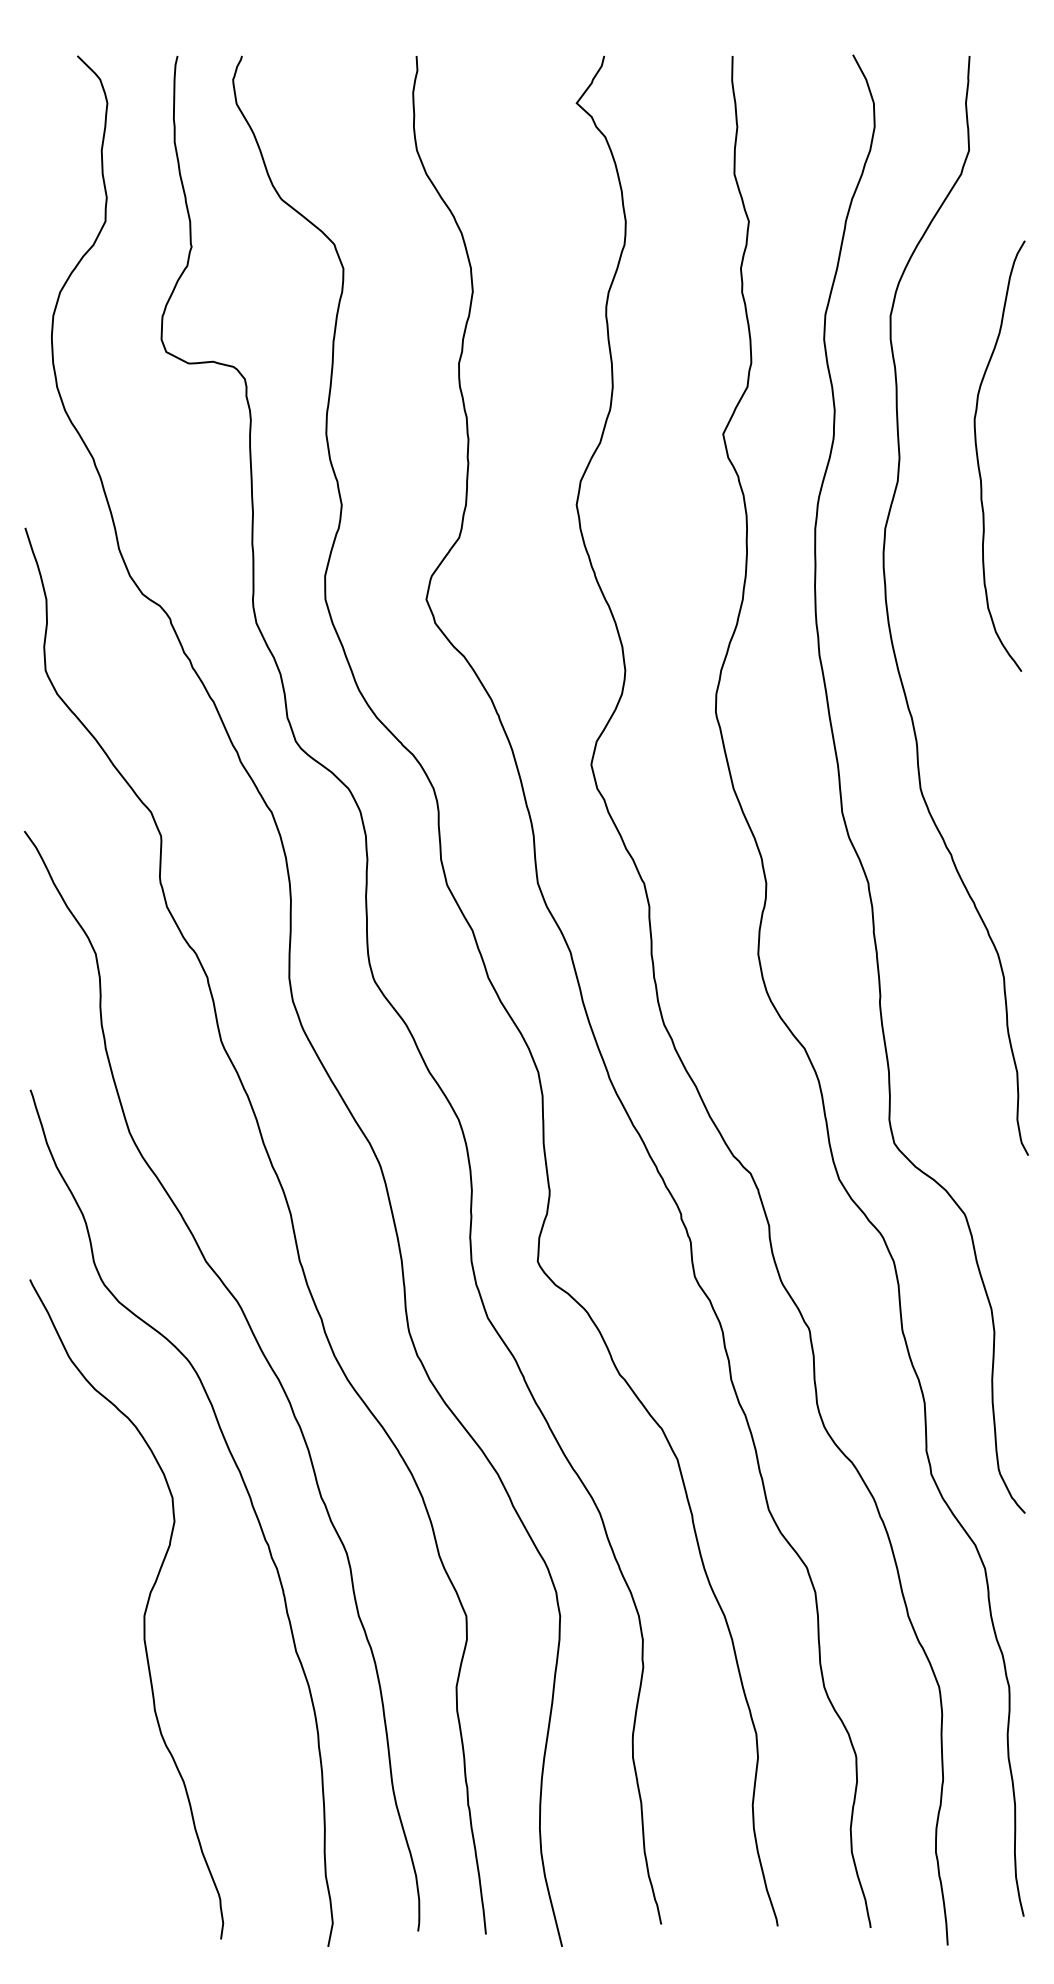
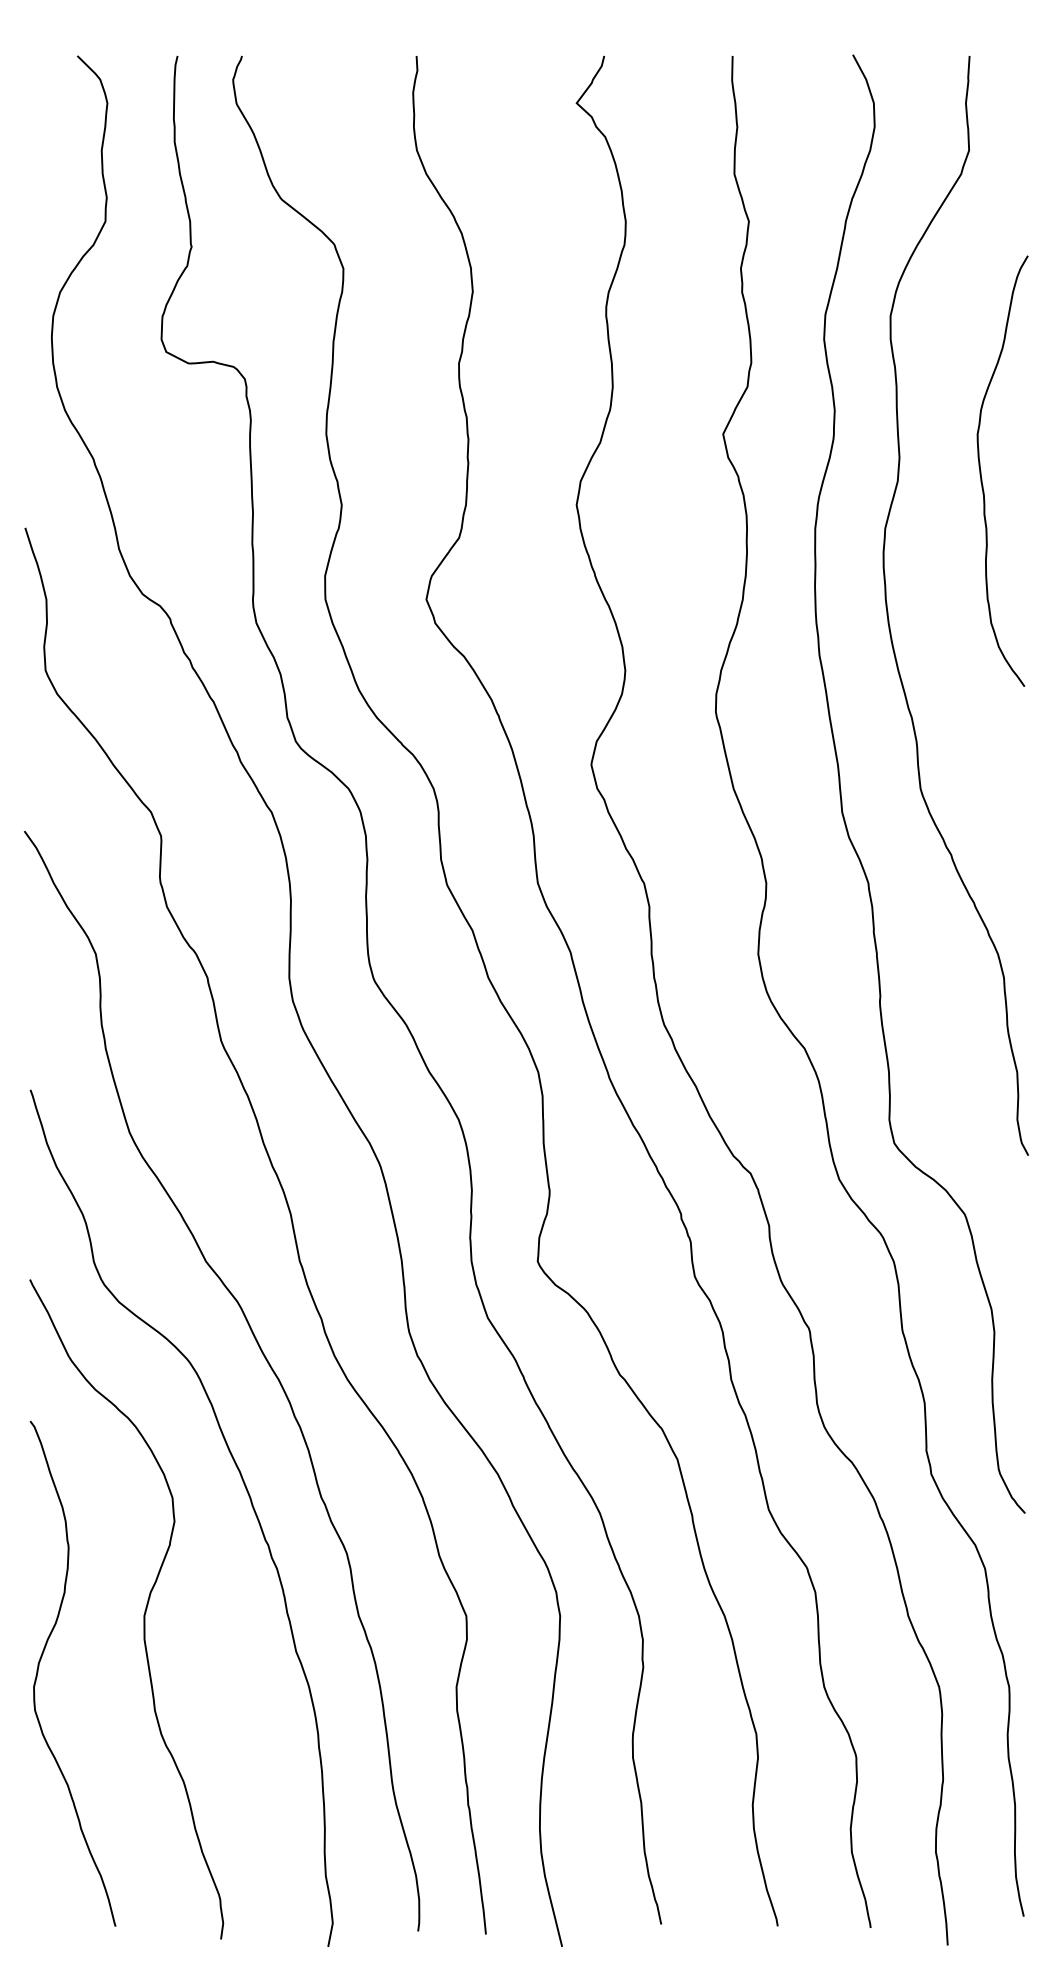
curve position: (978, 455) -> (981, 470) (981, 470)
curve: none -> present (39, 1667)
